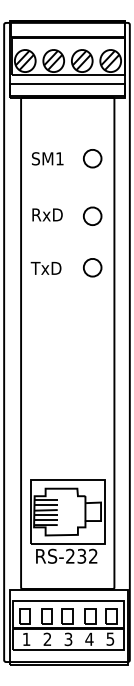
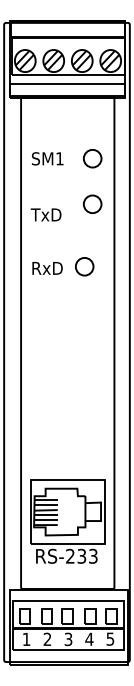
text: RxD -> TxD (46, 214)
part position: (92, 215) -> (92, 203) (92, 203)
text: TxD -> RxD (46, 267)
part position: (92, 267) -> (84, 266) (84, 266)
text: RS-232 -> RS-233 (93, 556)
